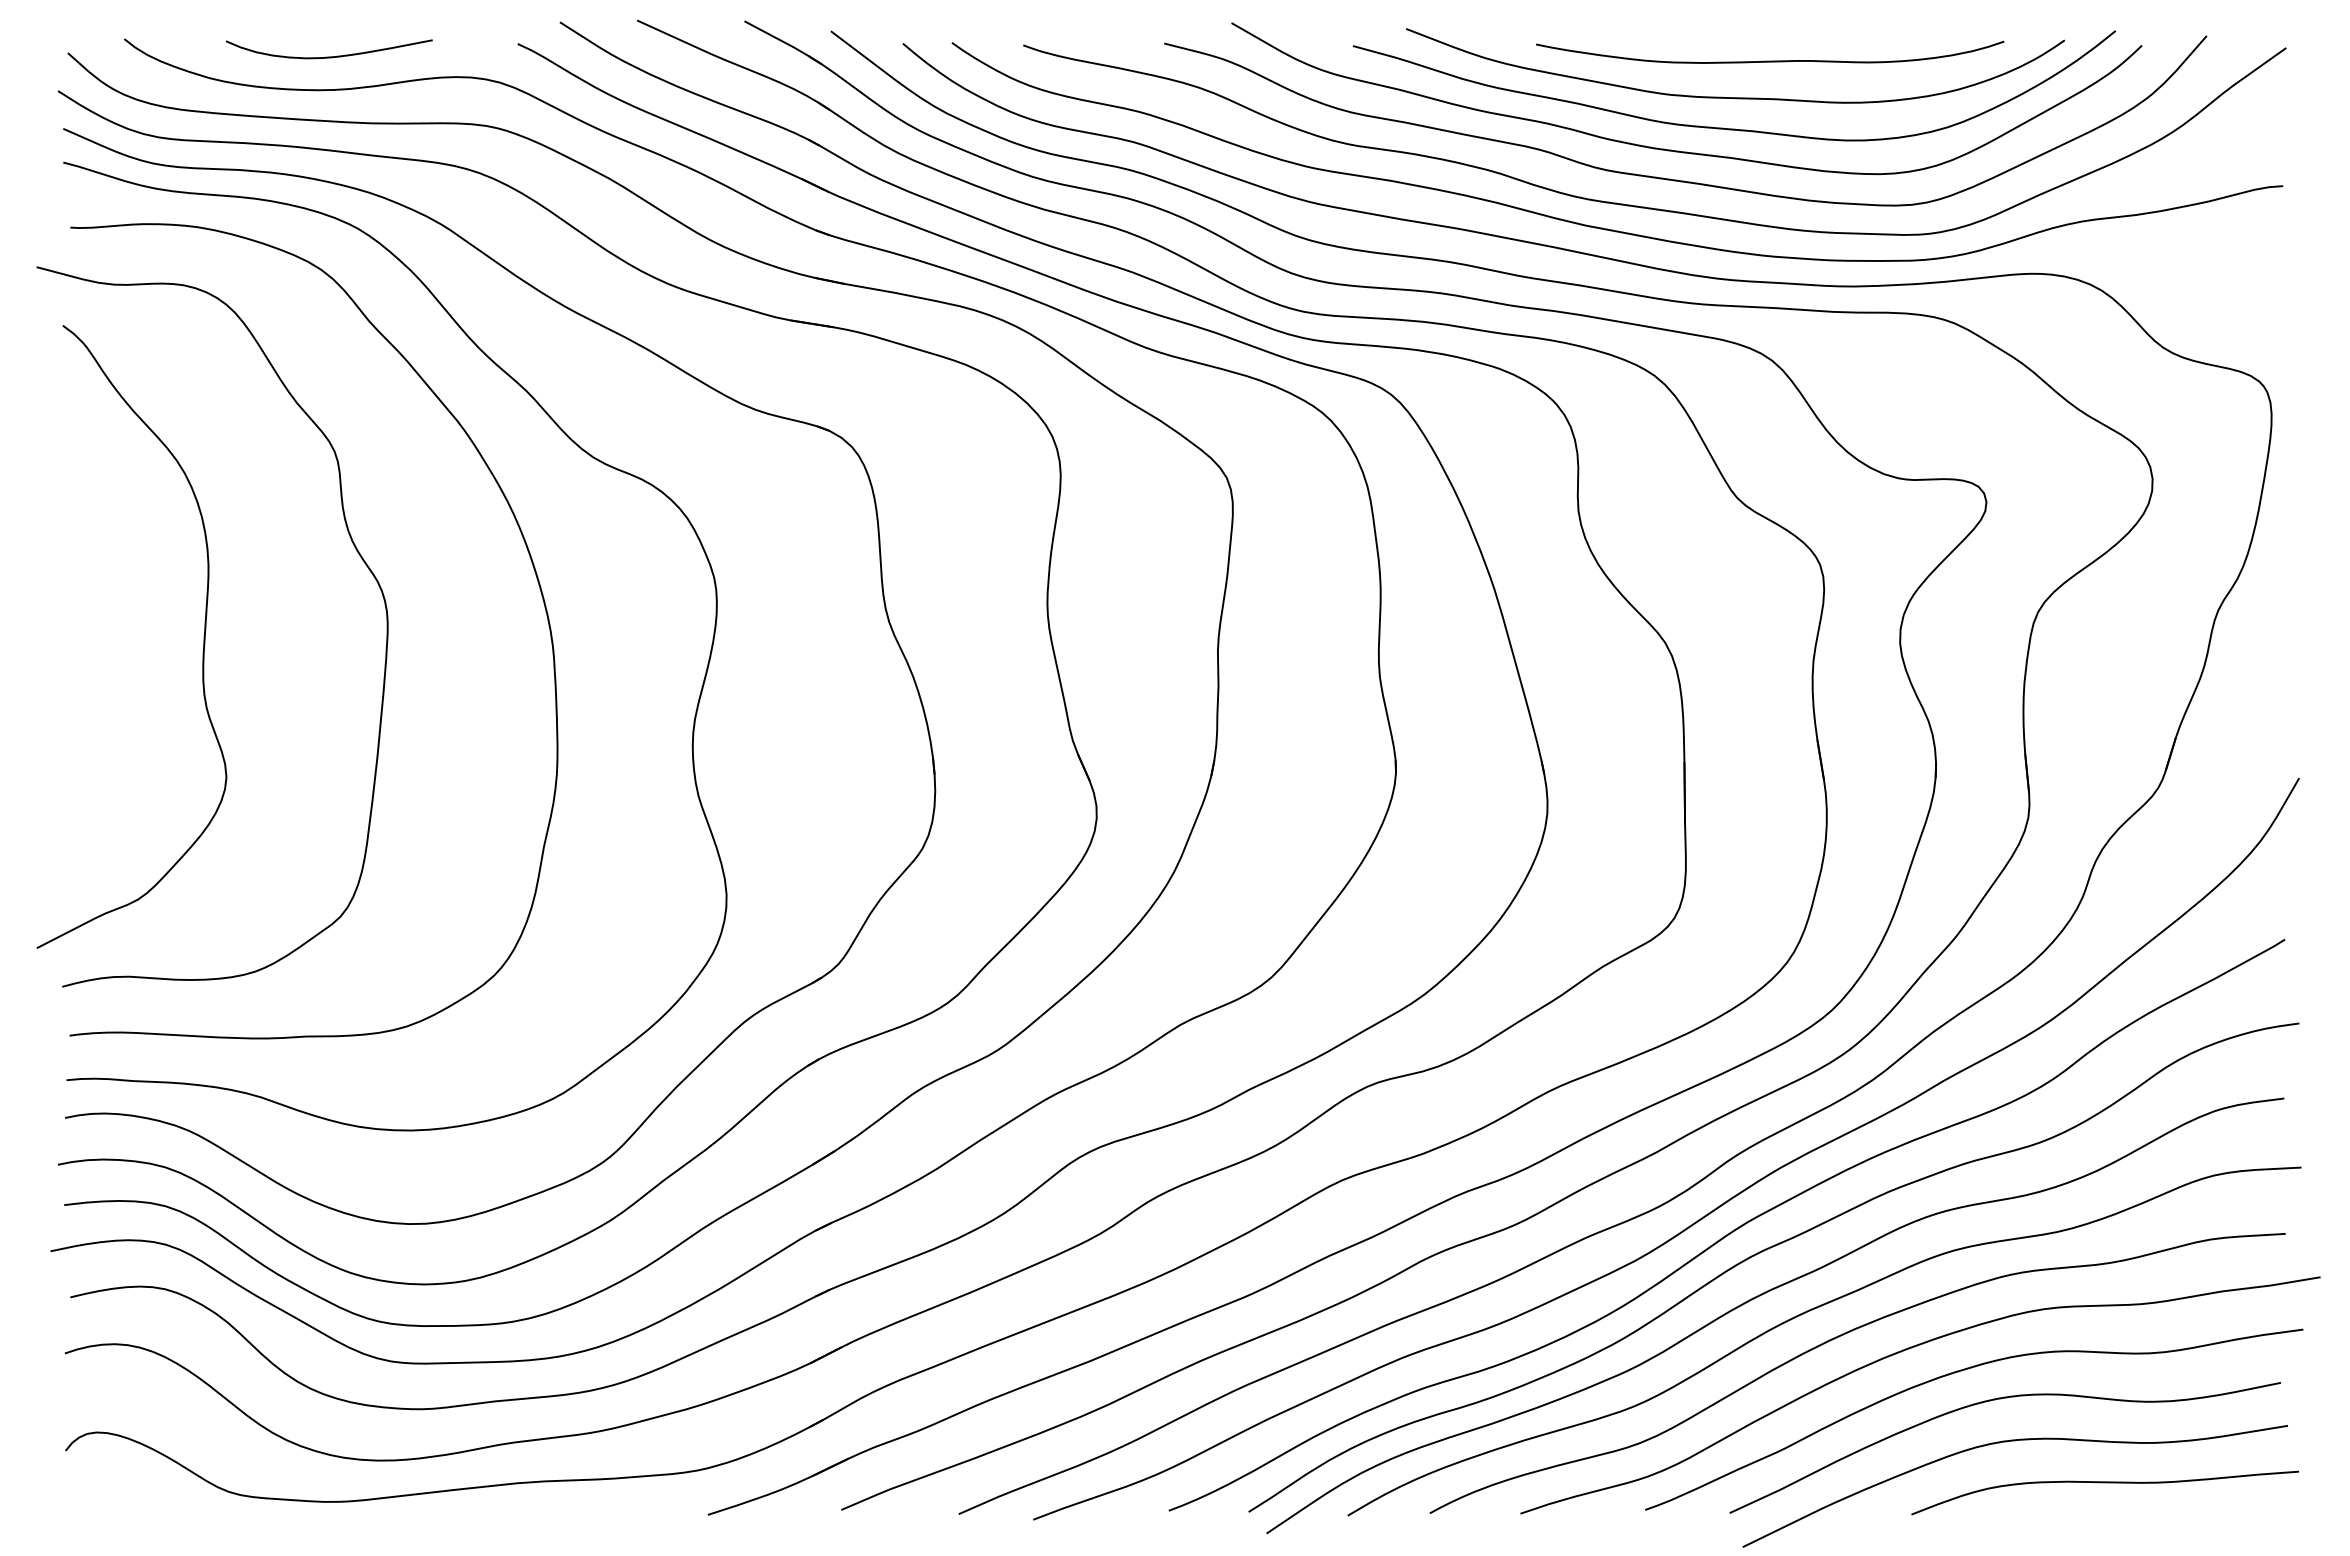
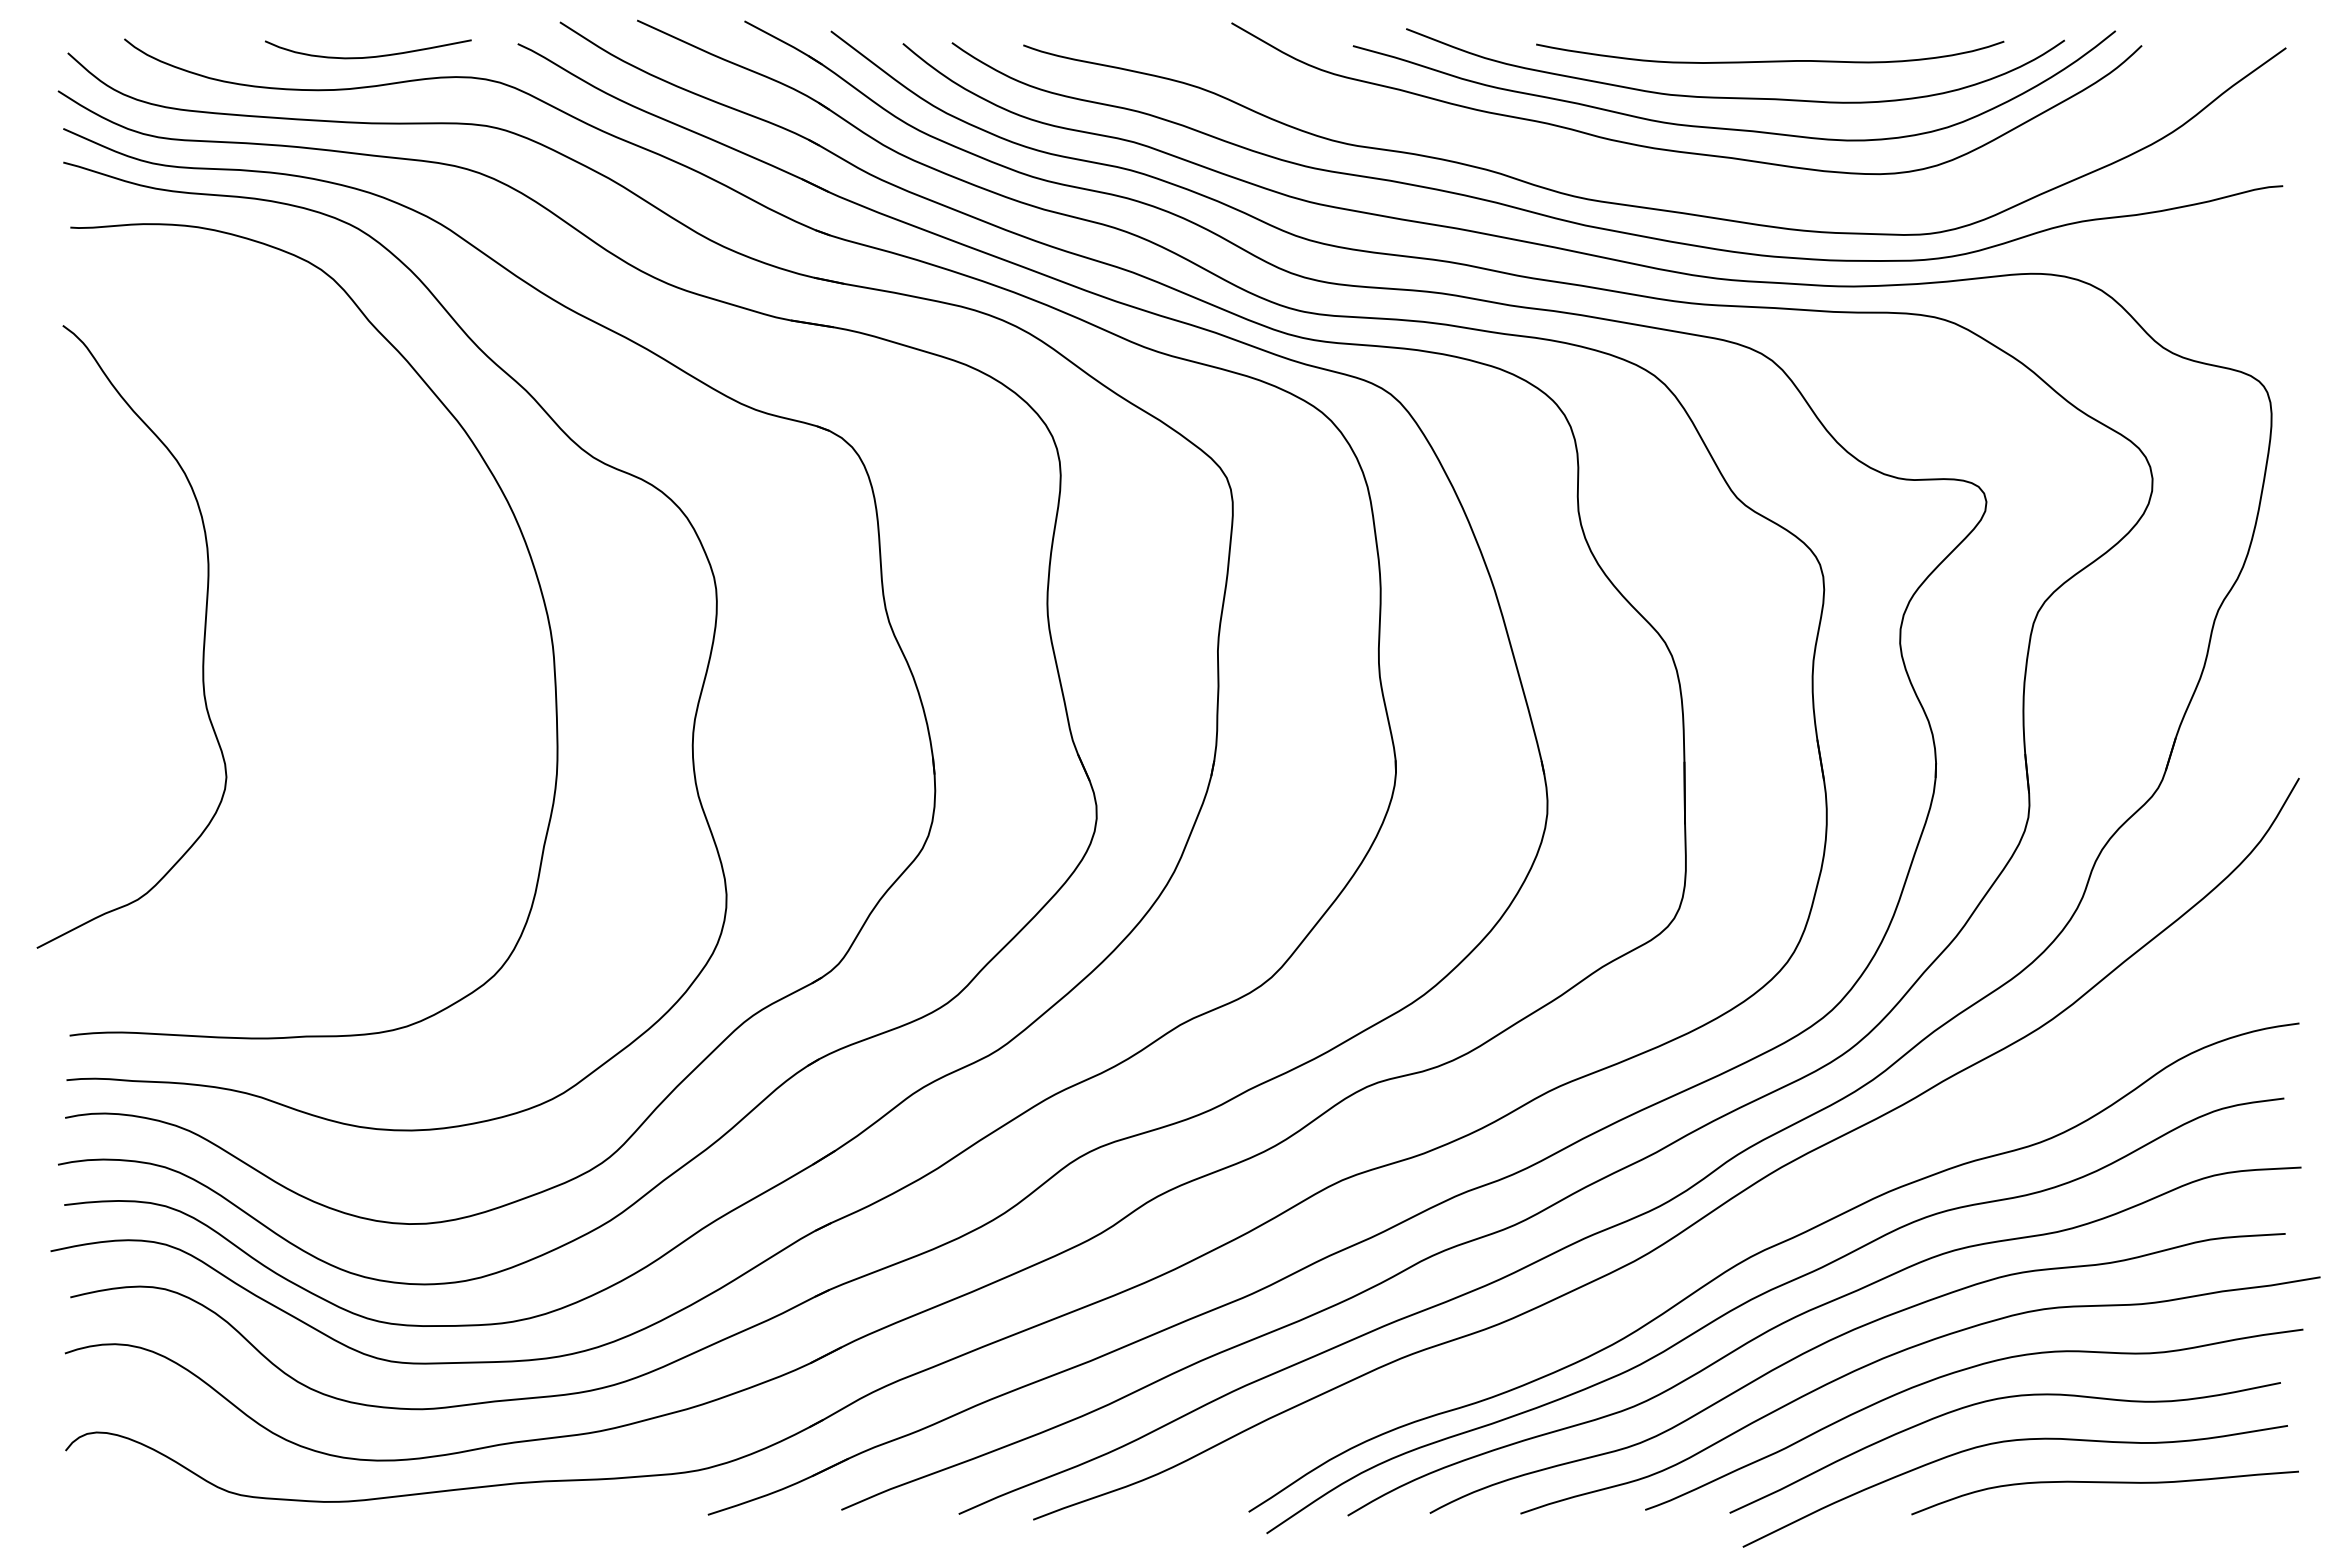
curve position: (329, 56) -> (368, 56) (368, 56)
curve: present -> none (1677, 179)
curve: present -> none (356, 551)
curve: present -> none (1729, 1232)
